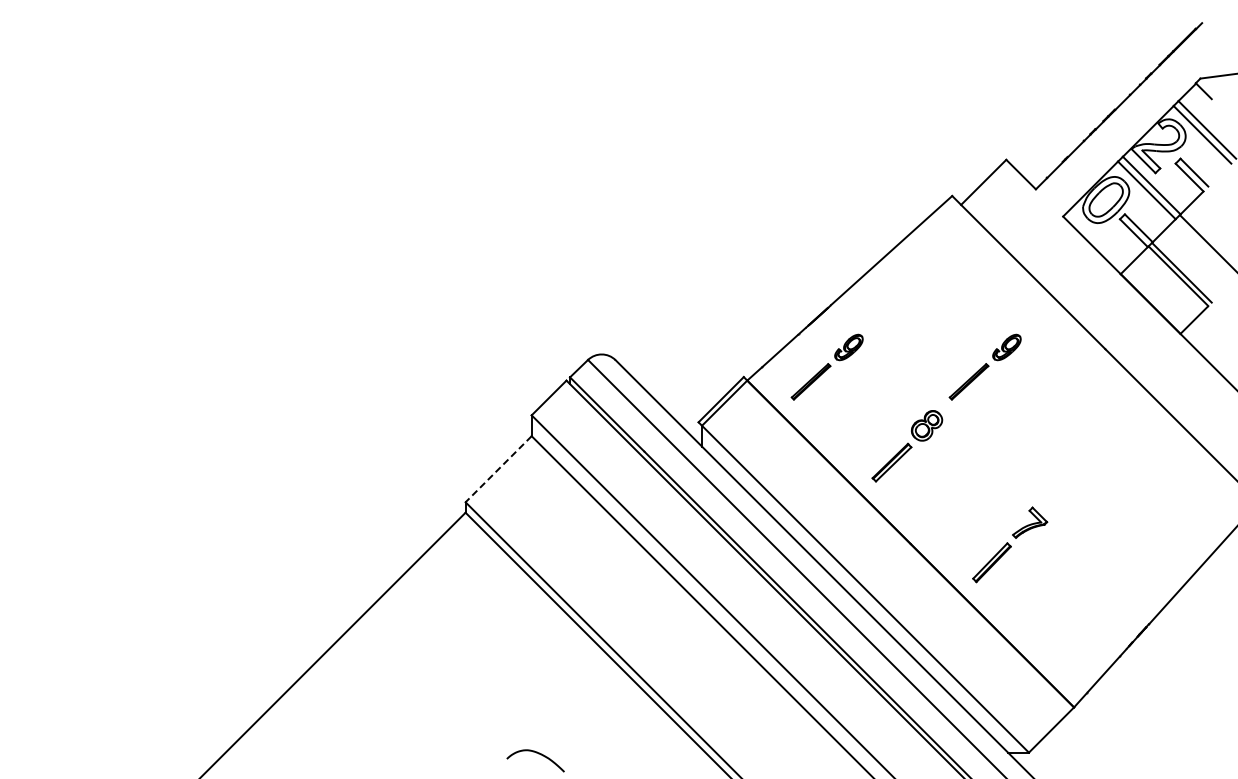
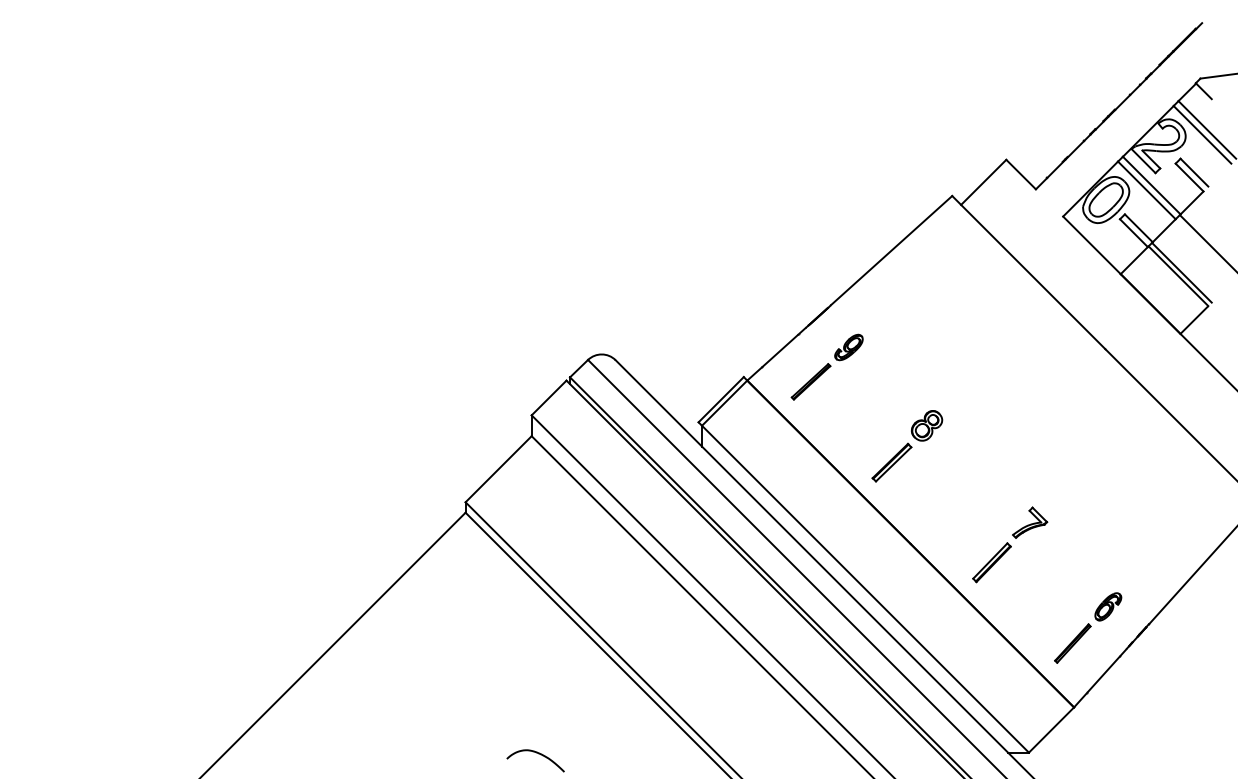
part: present -> none (984, 366)
line: dashed -> solid (498, 469)
part: none -> present (1088, 627)
